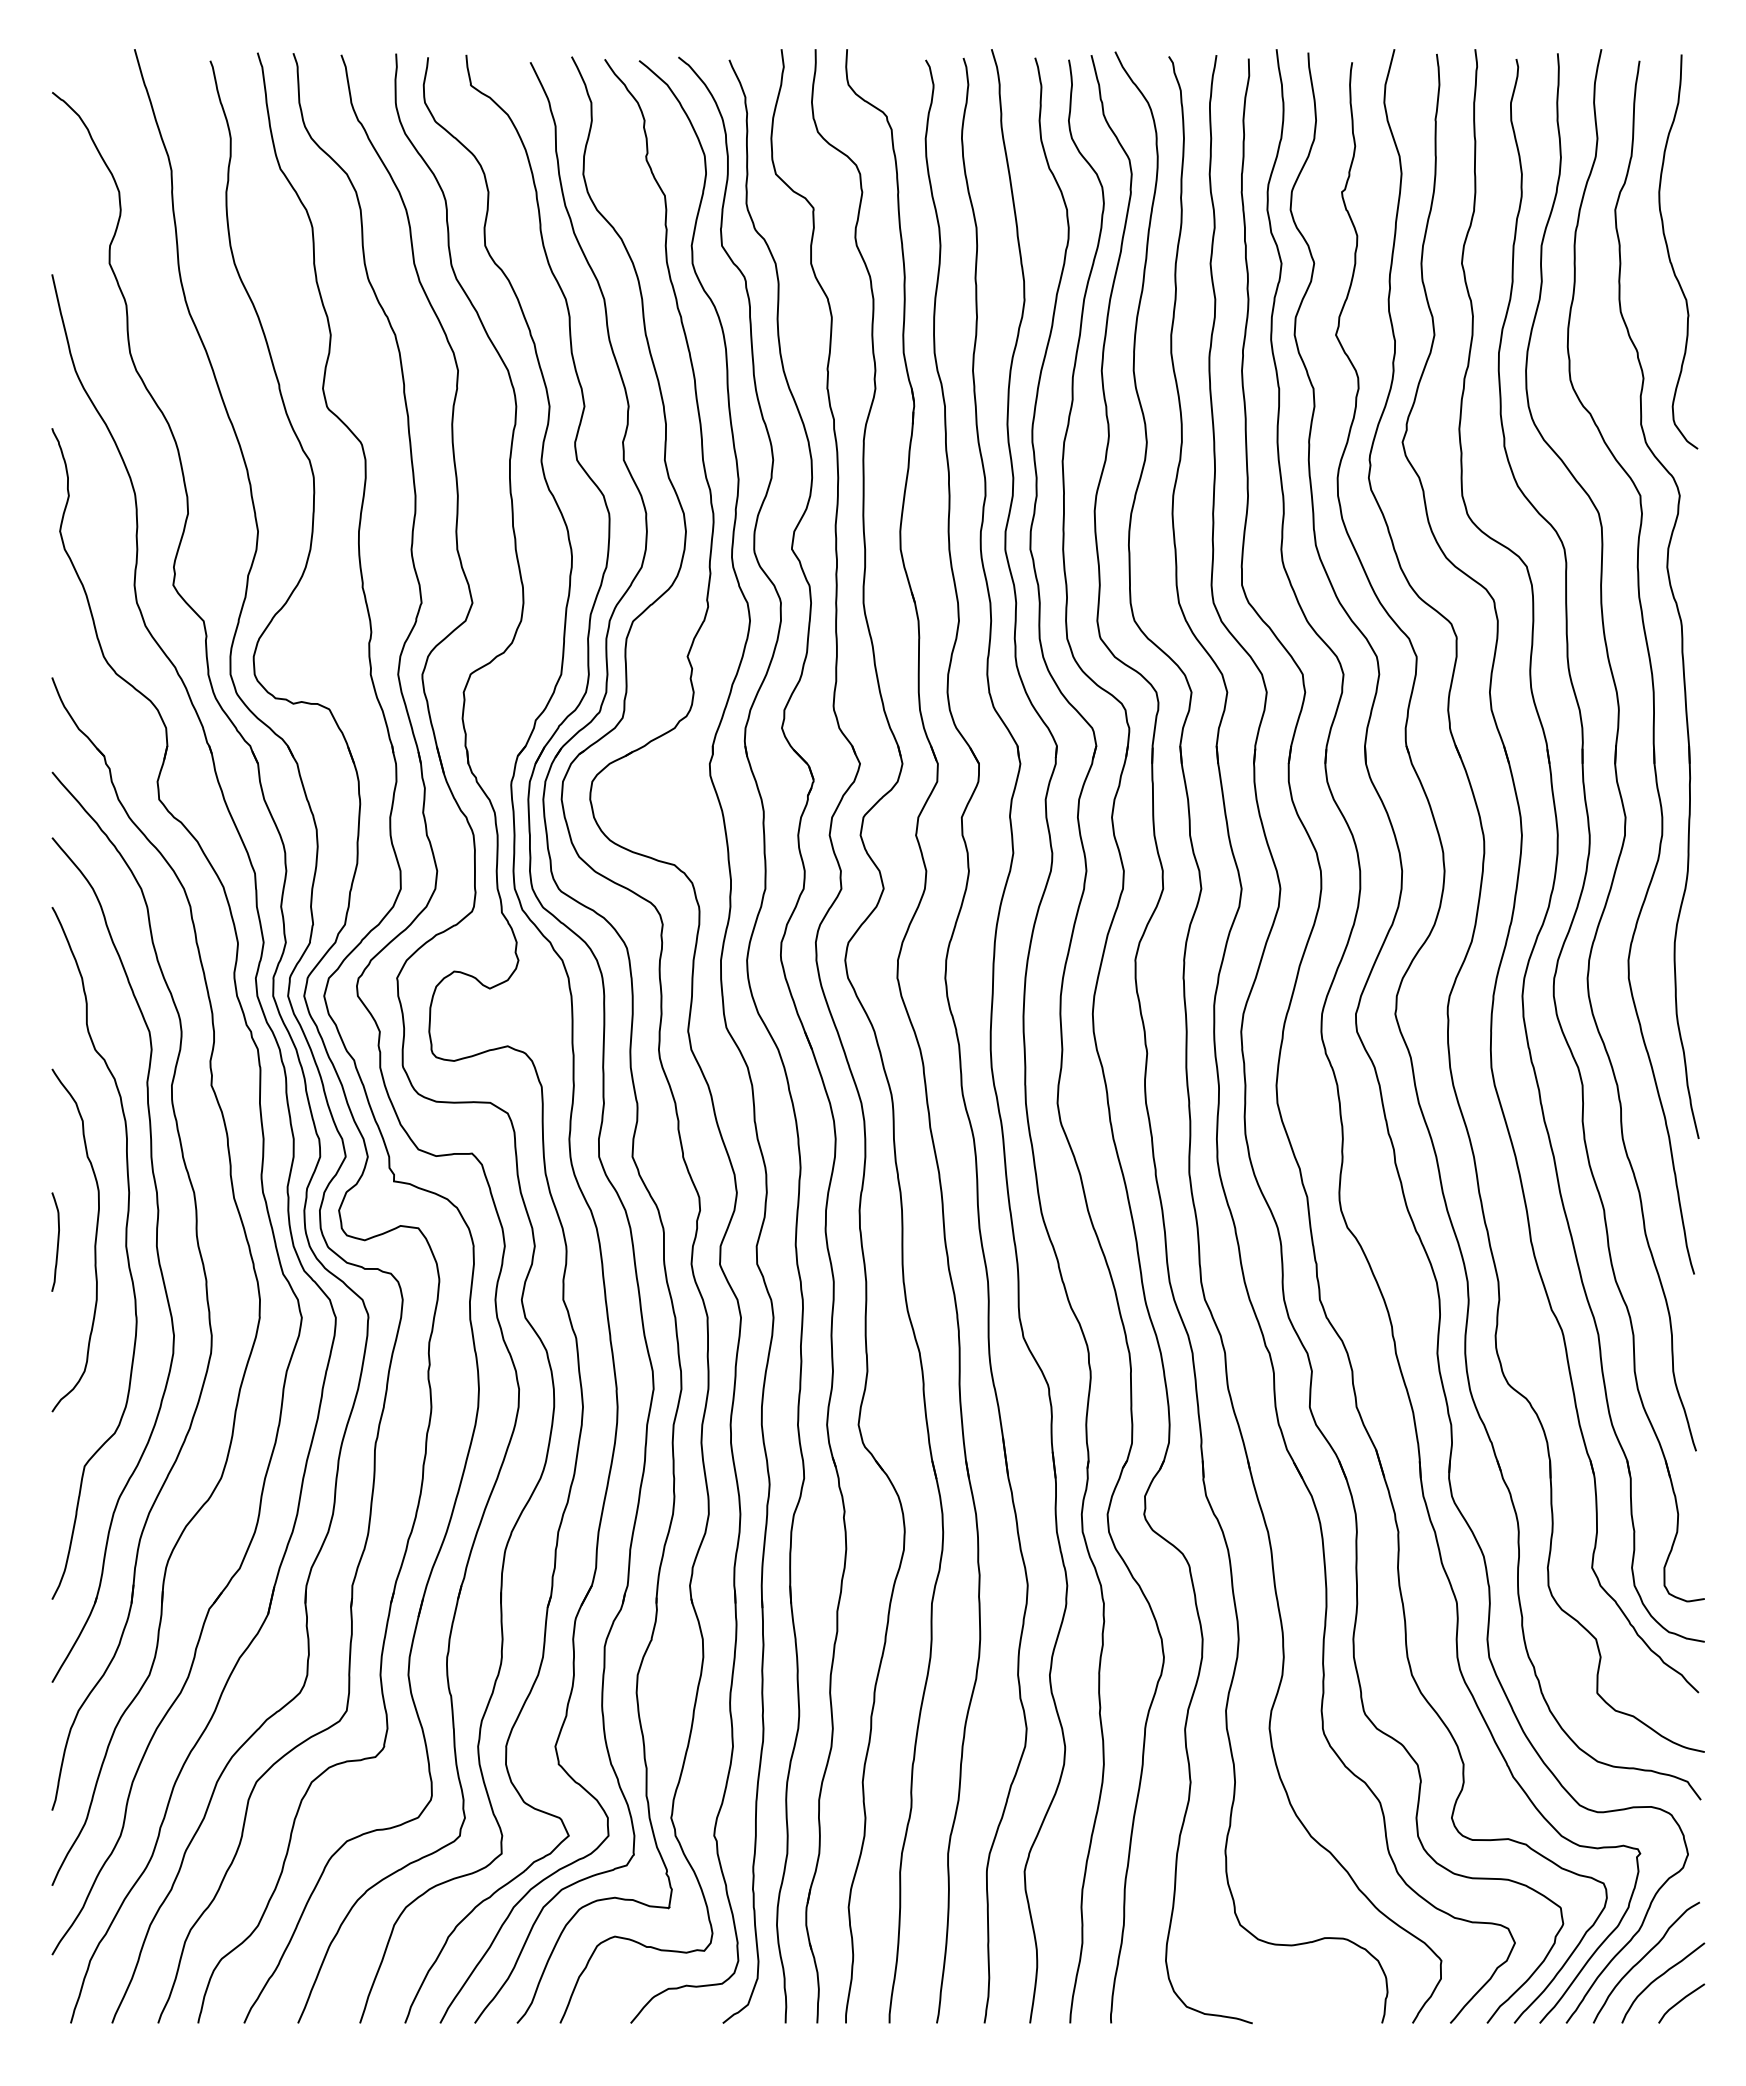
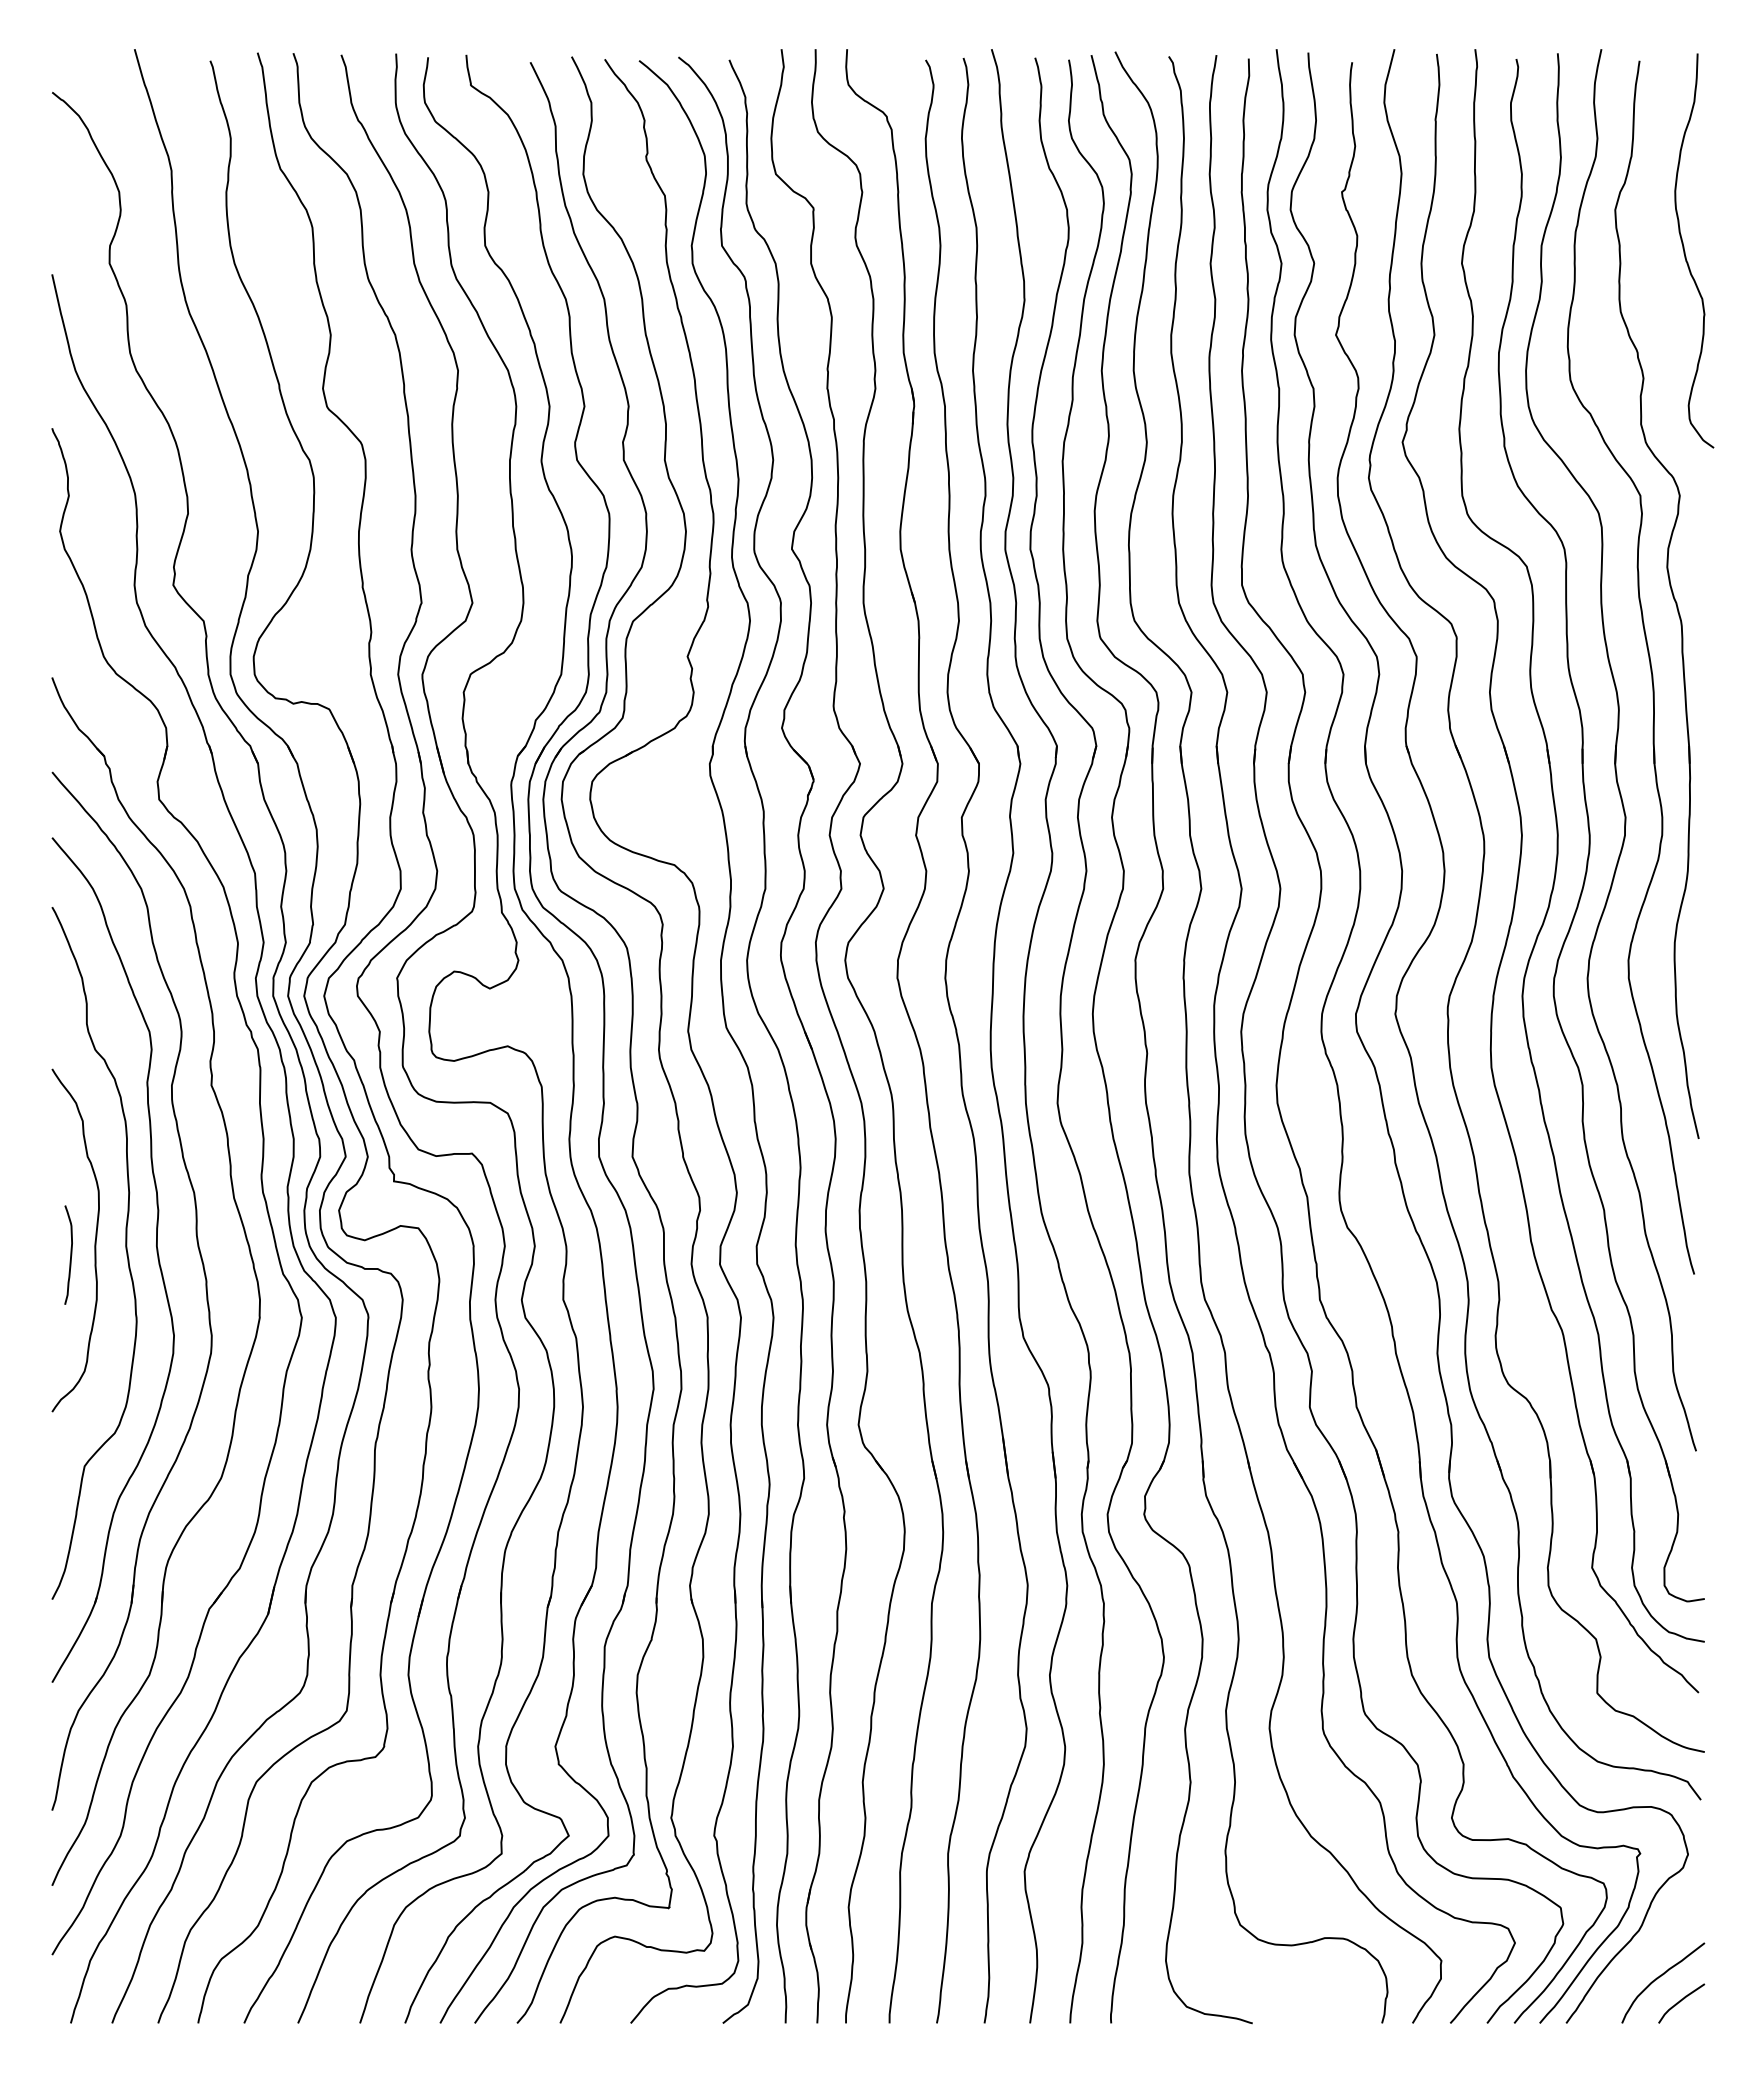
curve position: (1669, 252) -> (1685, 251) (1685, 251)
curve position: (57, 1241) -> (70, 1254) (70, 1254)
curve: present -> none (1642, 1959)
